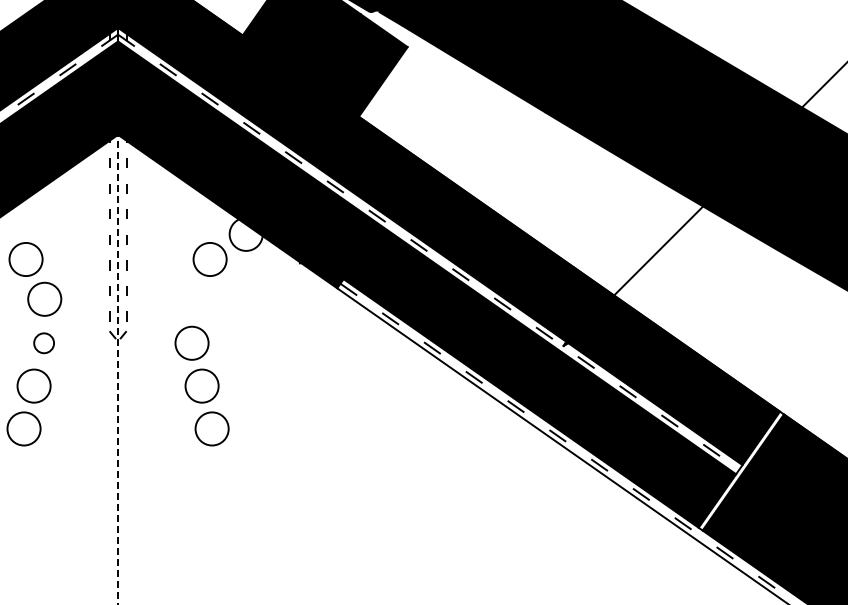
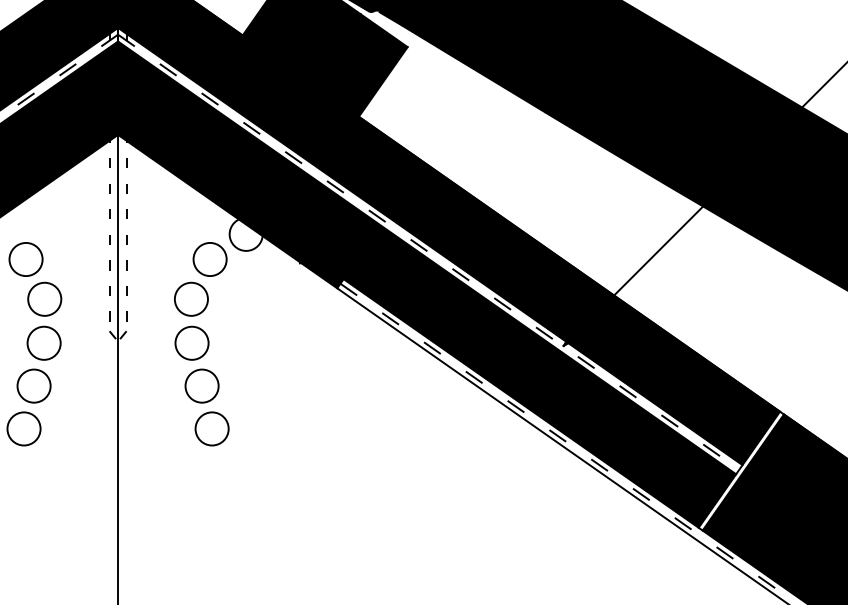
circle: none -> present (191, 298)
circle diameter: 20 px -> 33 px (43, 342)
line: dashed -> solid (118, 369)
